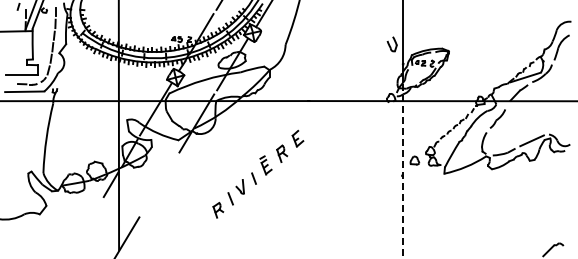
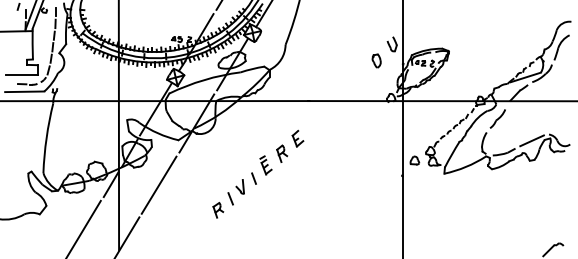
part: none -> present (376, 60)
line: dashed -> solid (402, 171)
line: none -> present (158, 184)
line: none -> present (84, 227)
